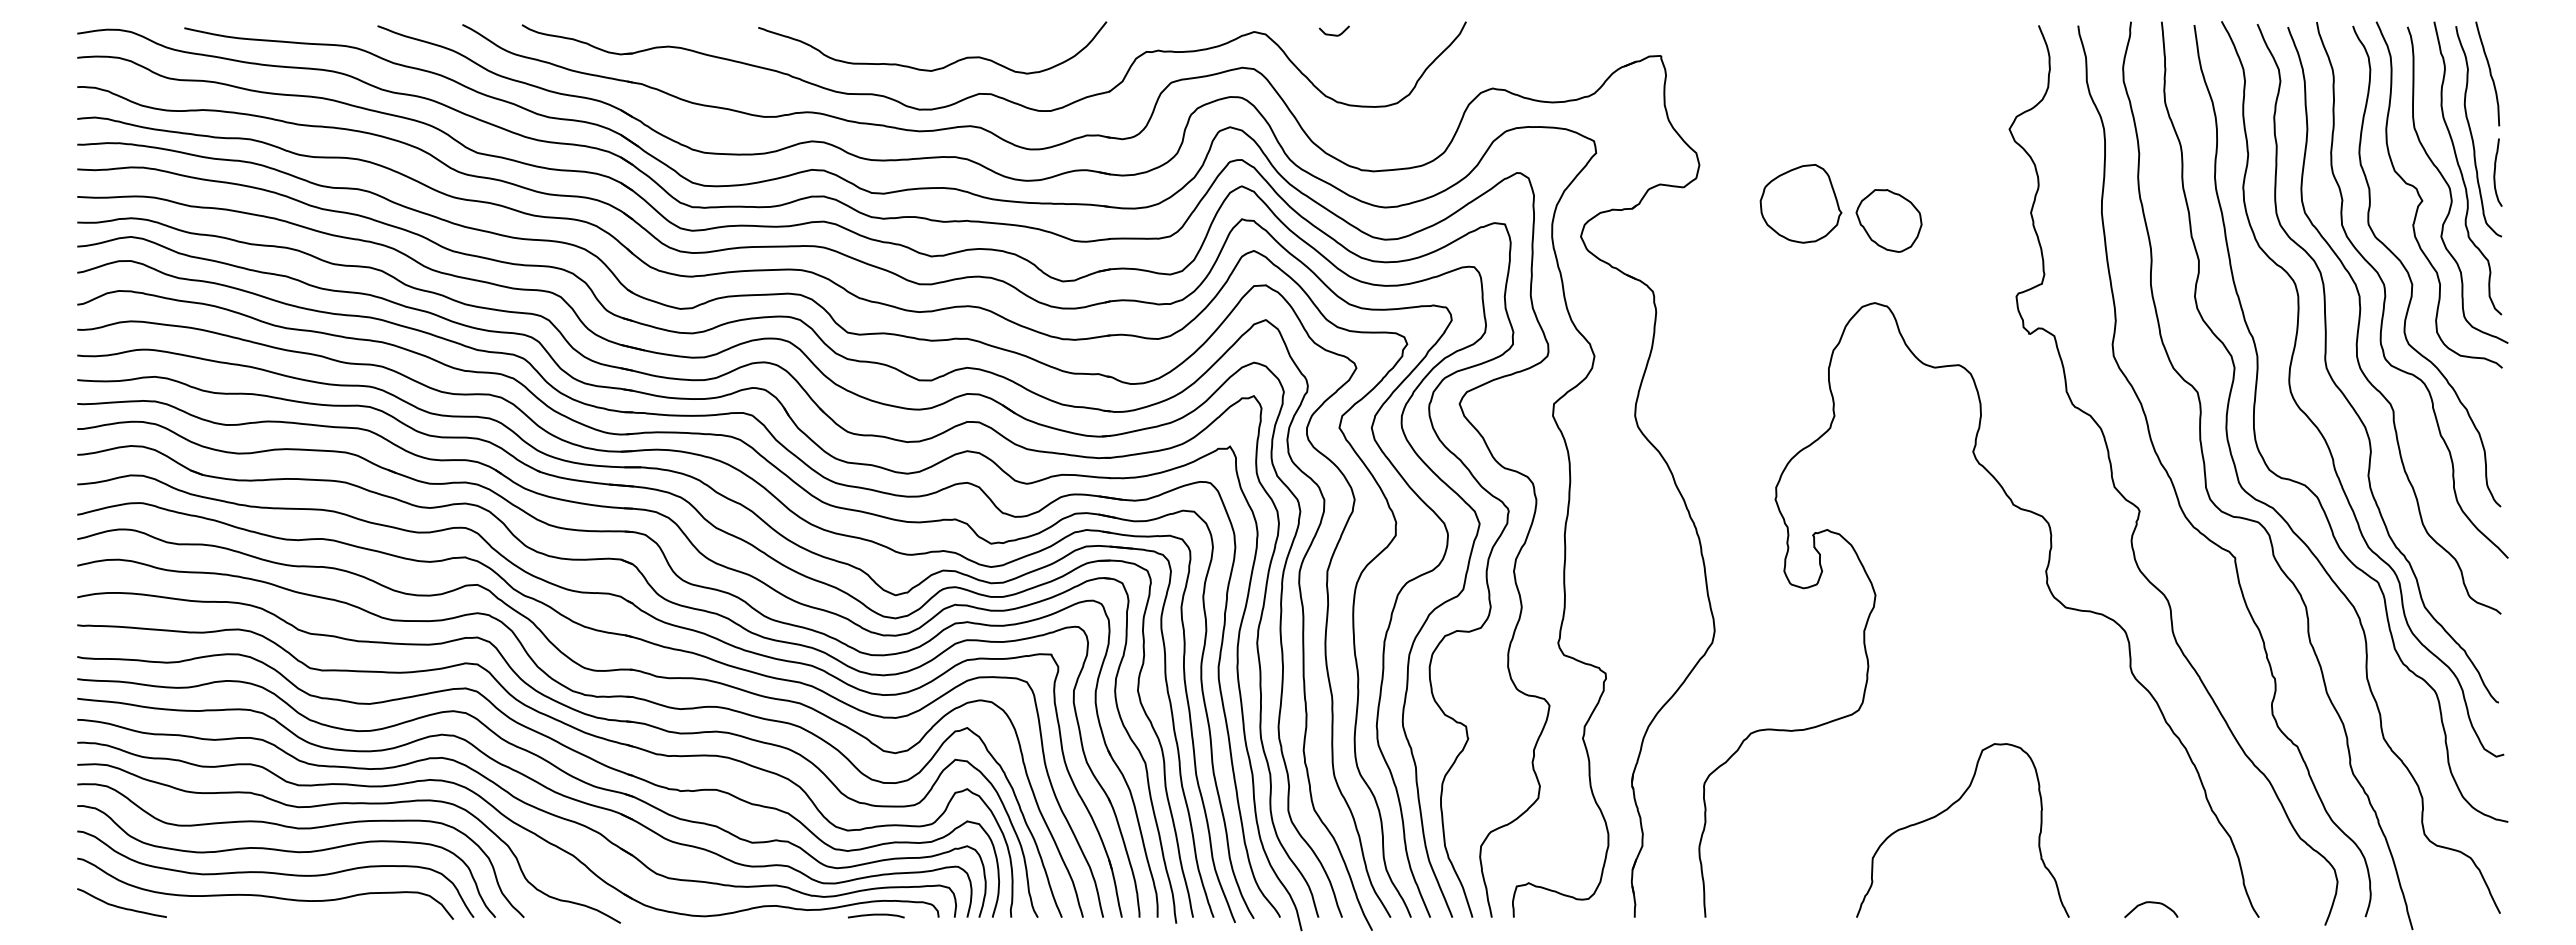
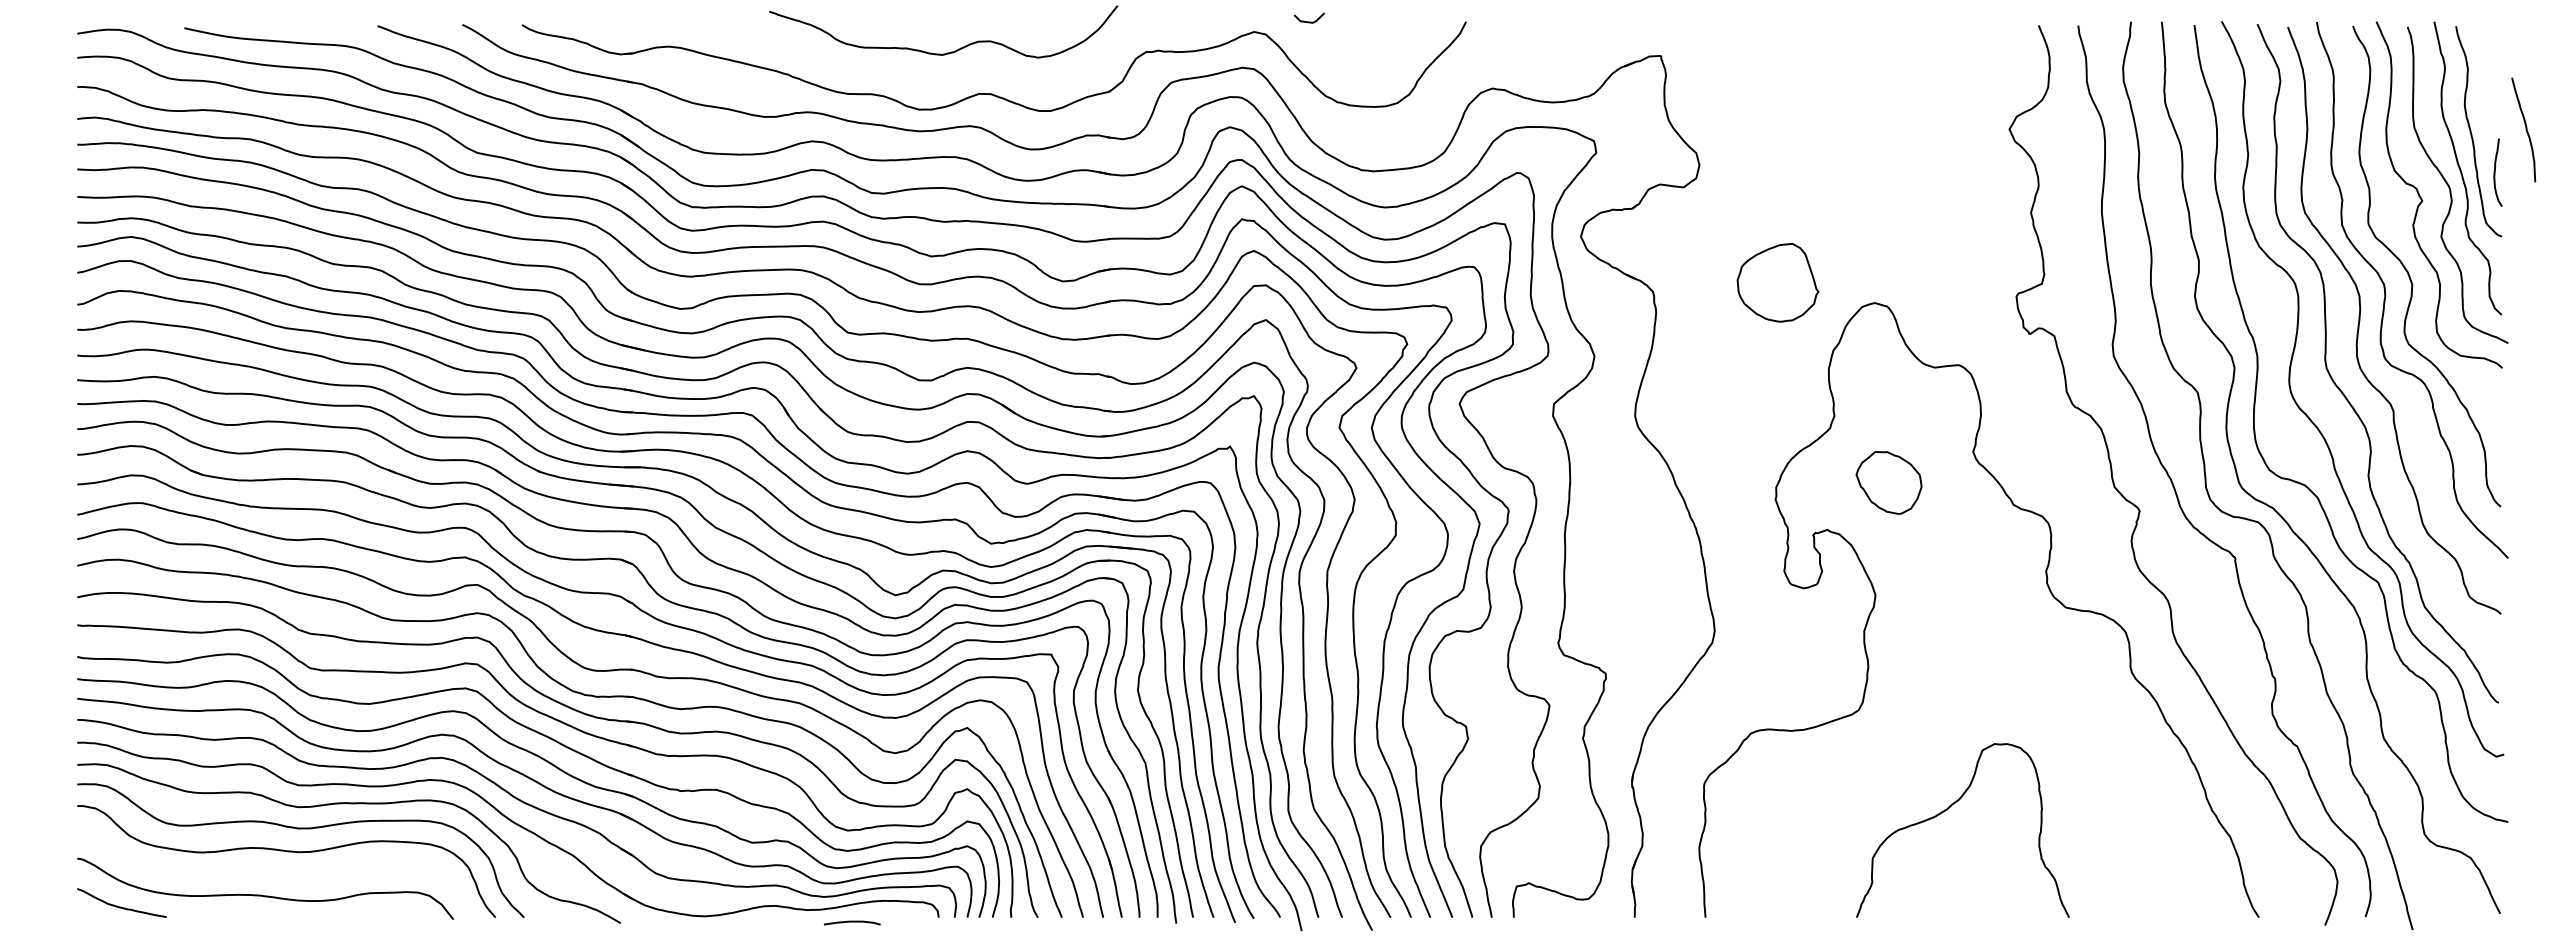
curve position: (1333, 34) -> (1308, 21) (1308, 21)
curve position: (936, 68) -> (947, 52) (947, 52)
curve position: (2489, 73) -> (2525, 129) (2525, 129)
part position: (1800, 203) -> (1777, 282) (1777, 282)
part position: (1888, 220) -> (1888, 482) (1888, 482)
curve: present -> none (275, 873)
curve: present -> none (2151, 903)
curve position: (876, 915) -> (852, 922) (852, 922)
